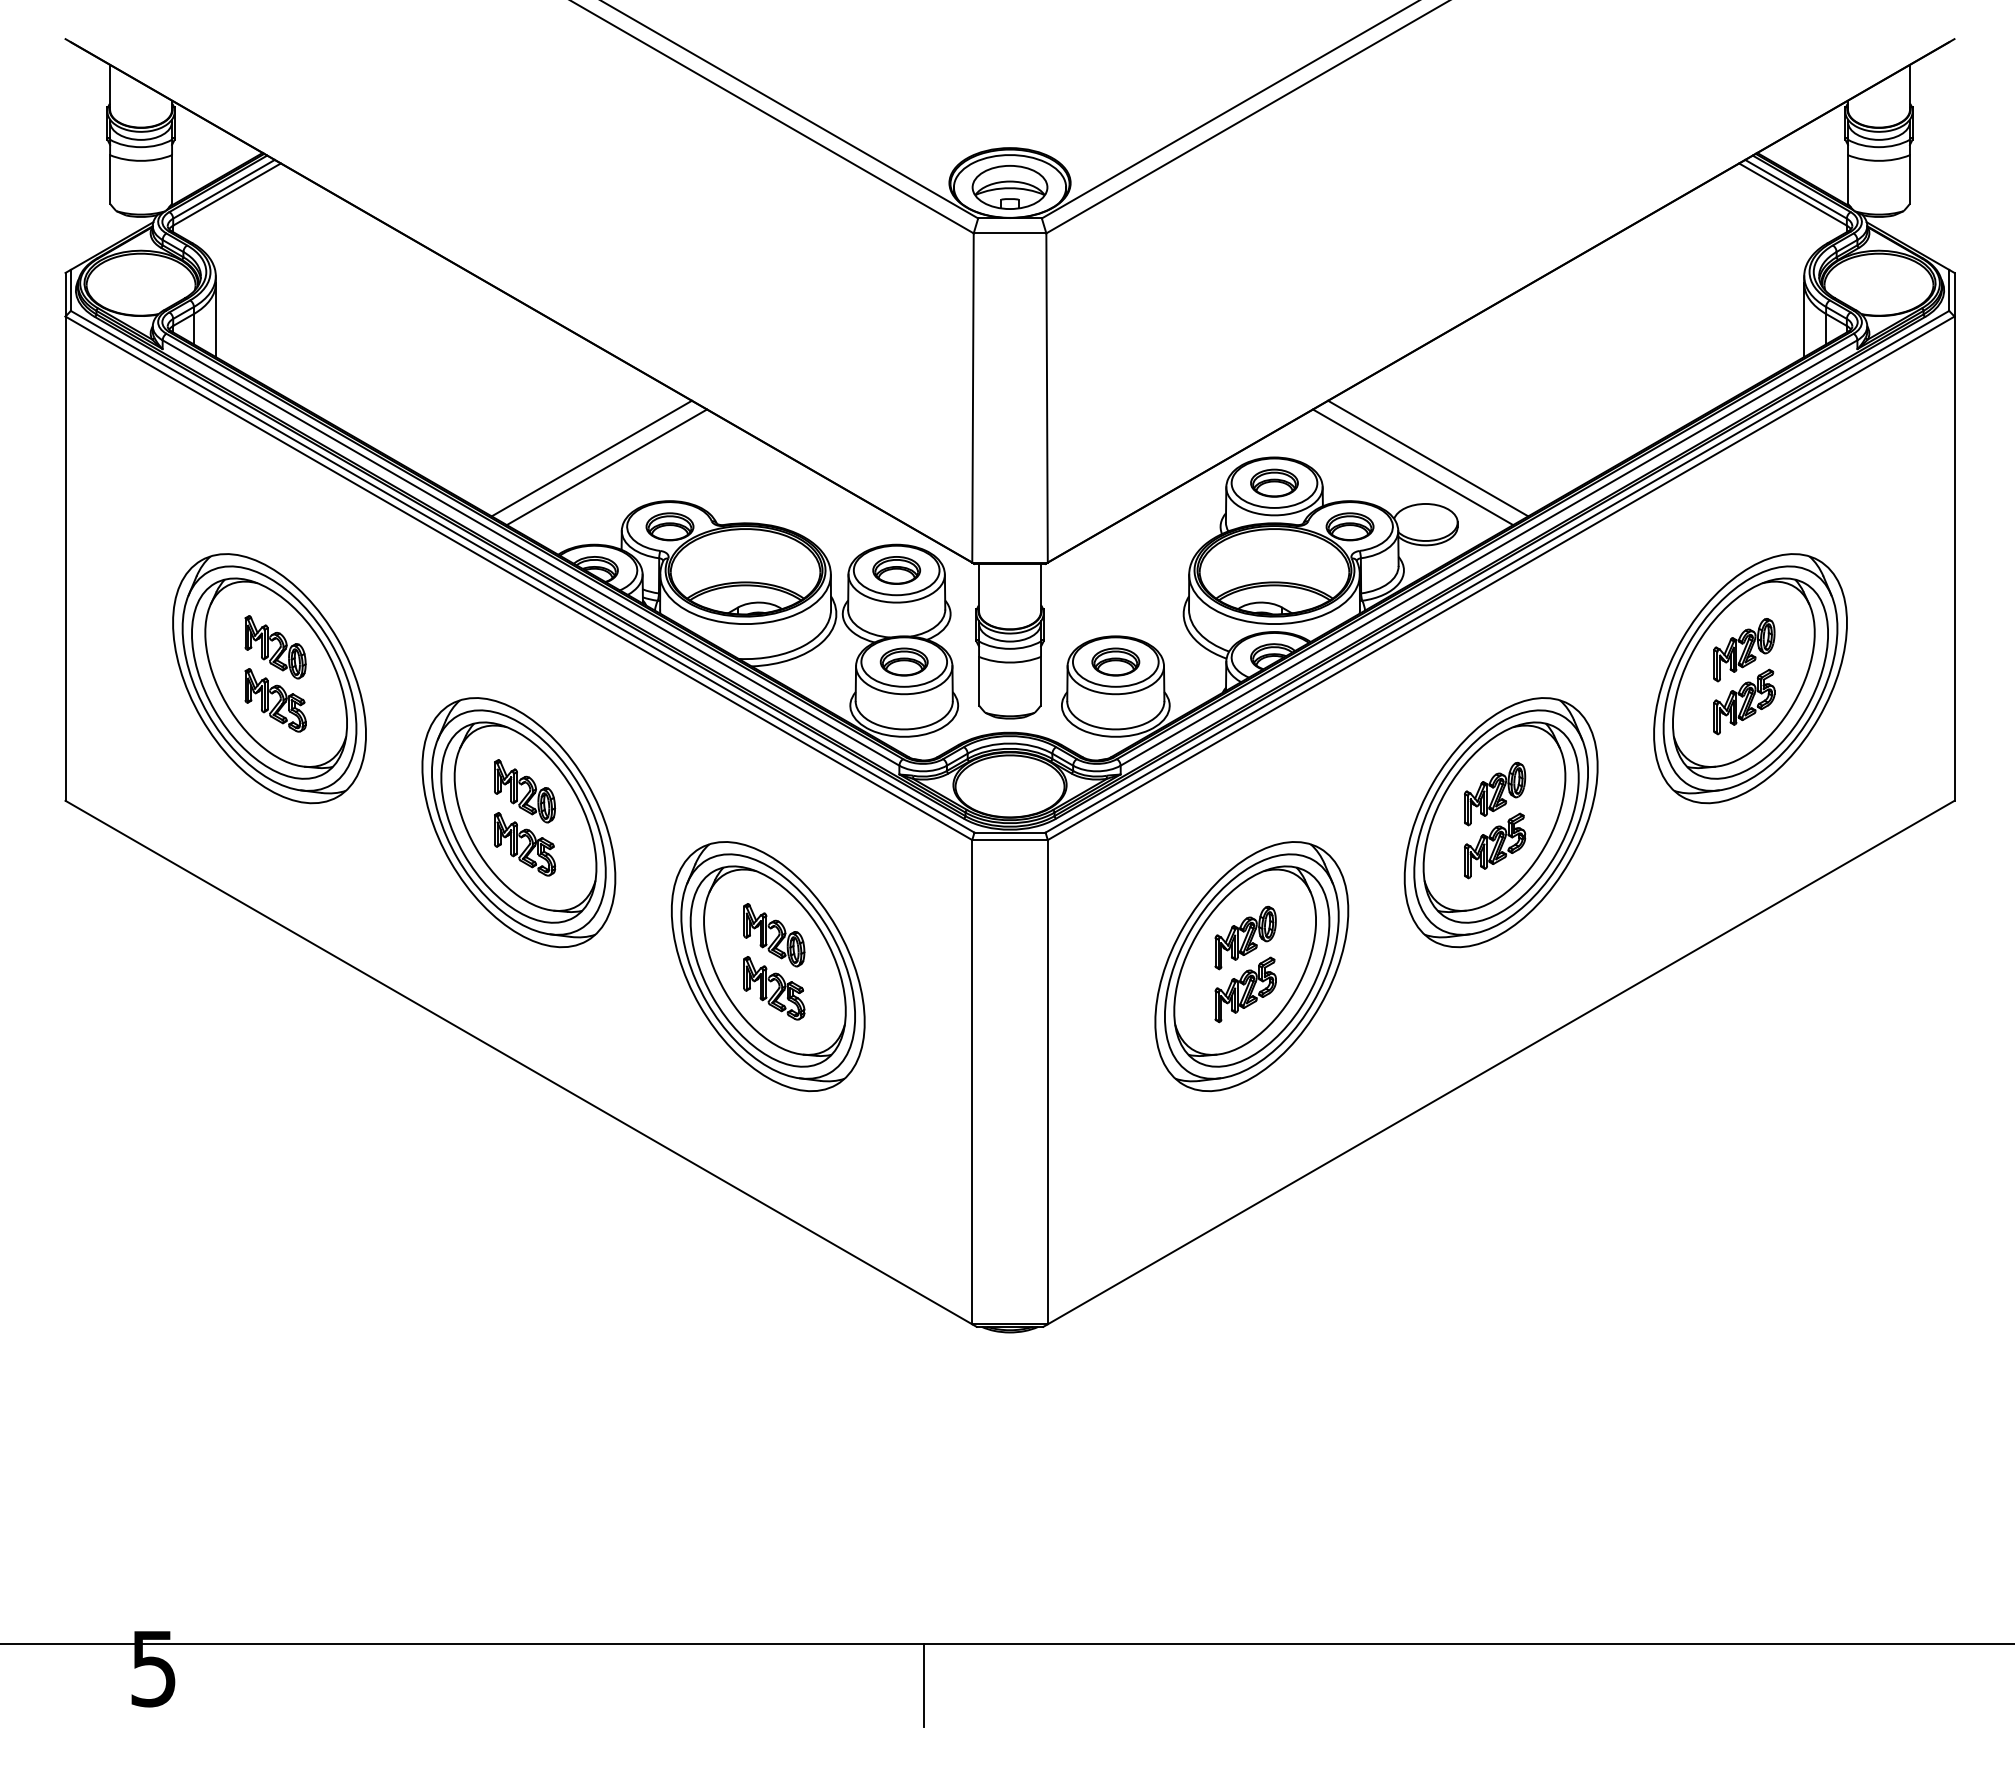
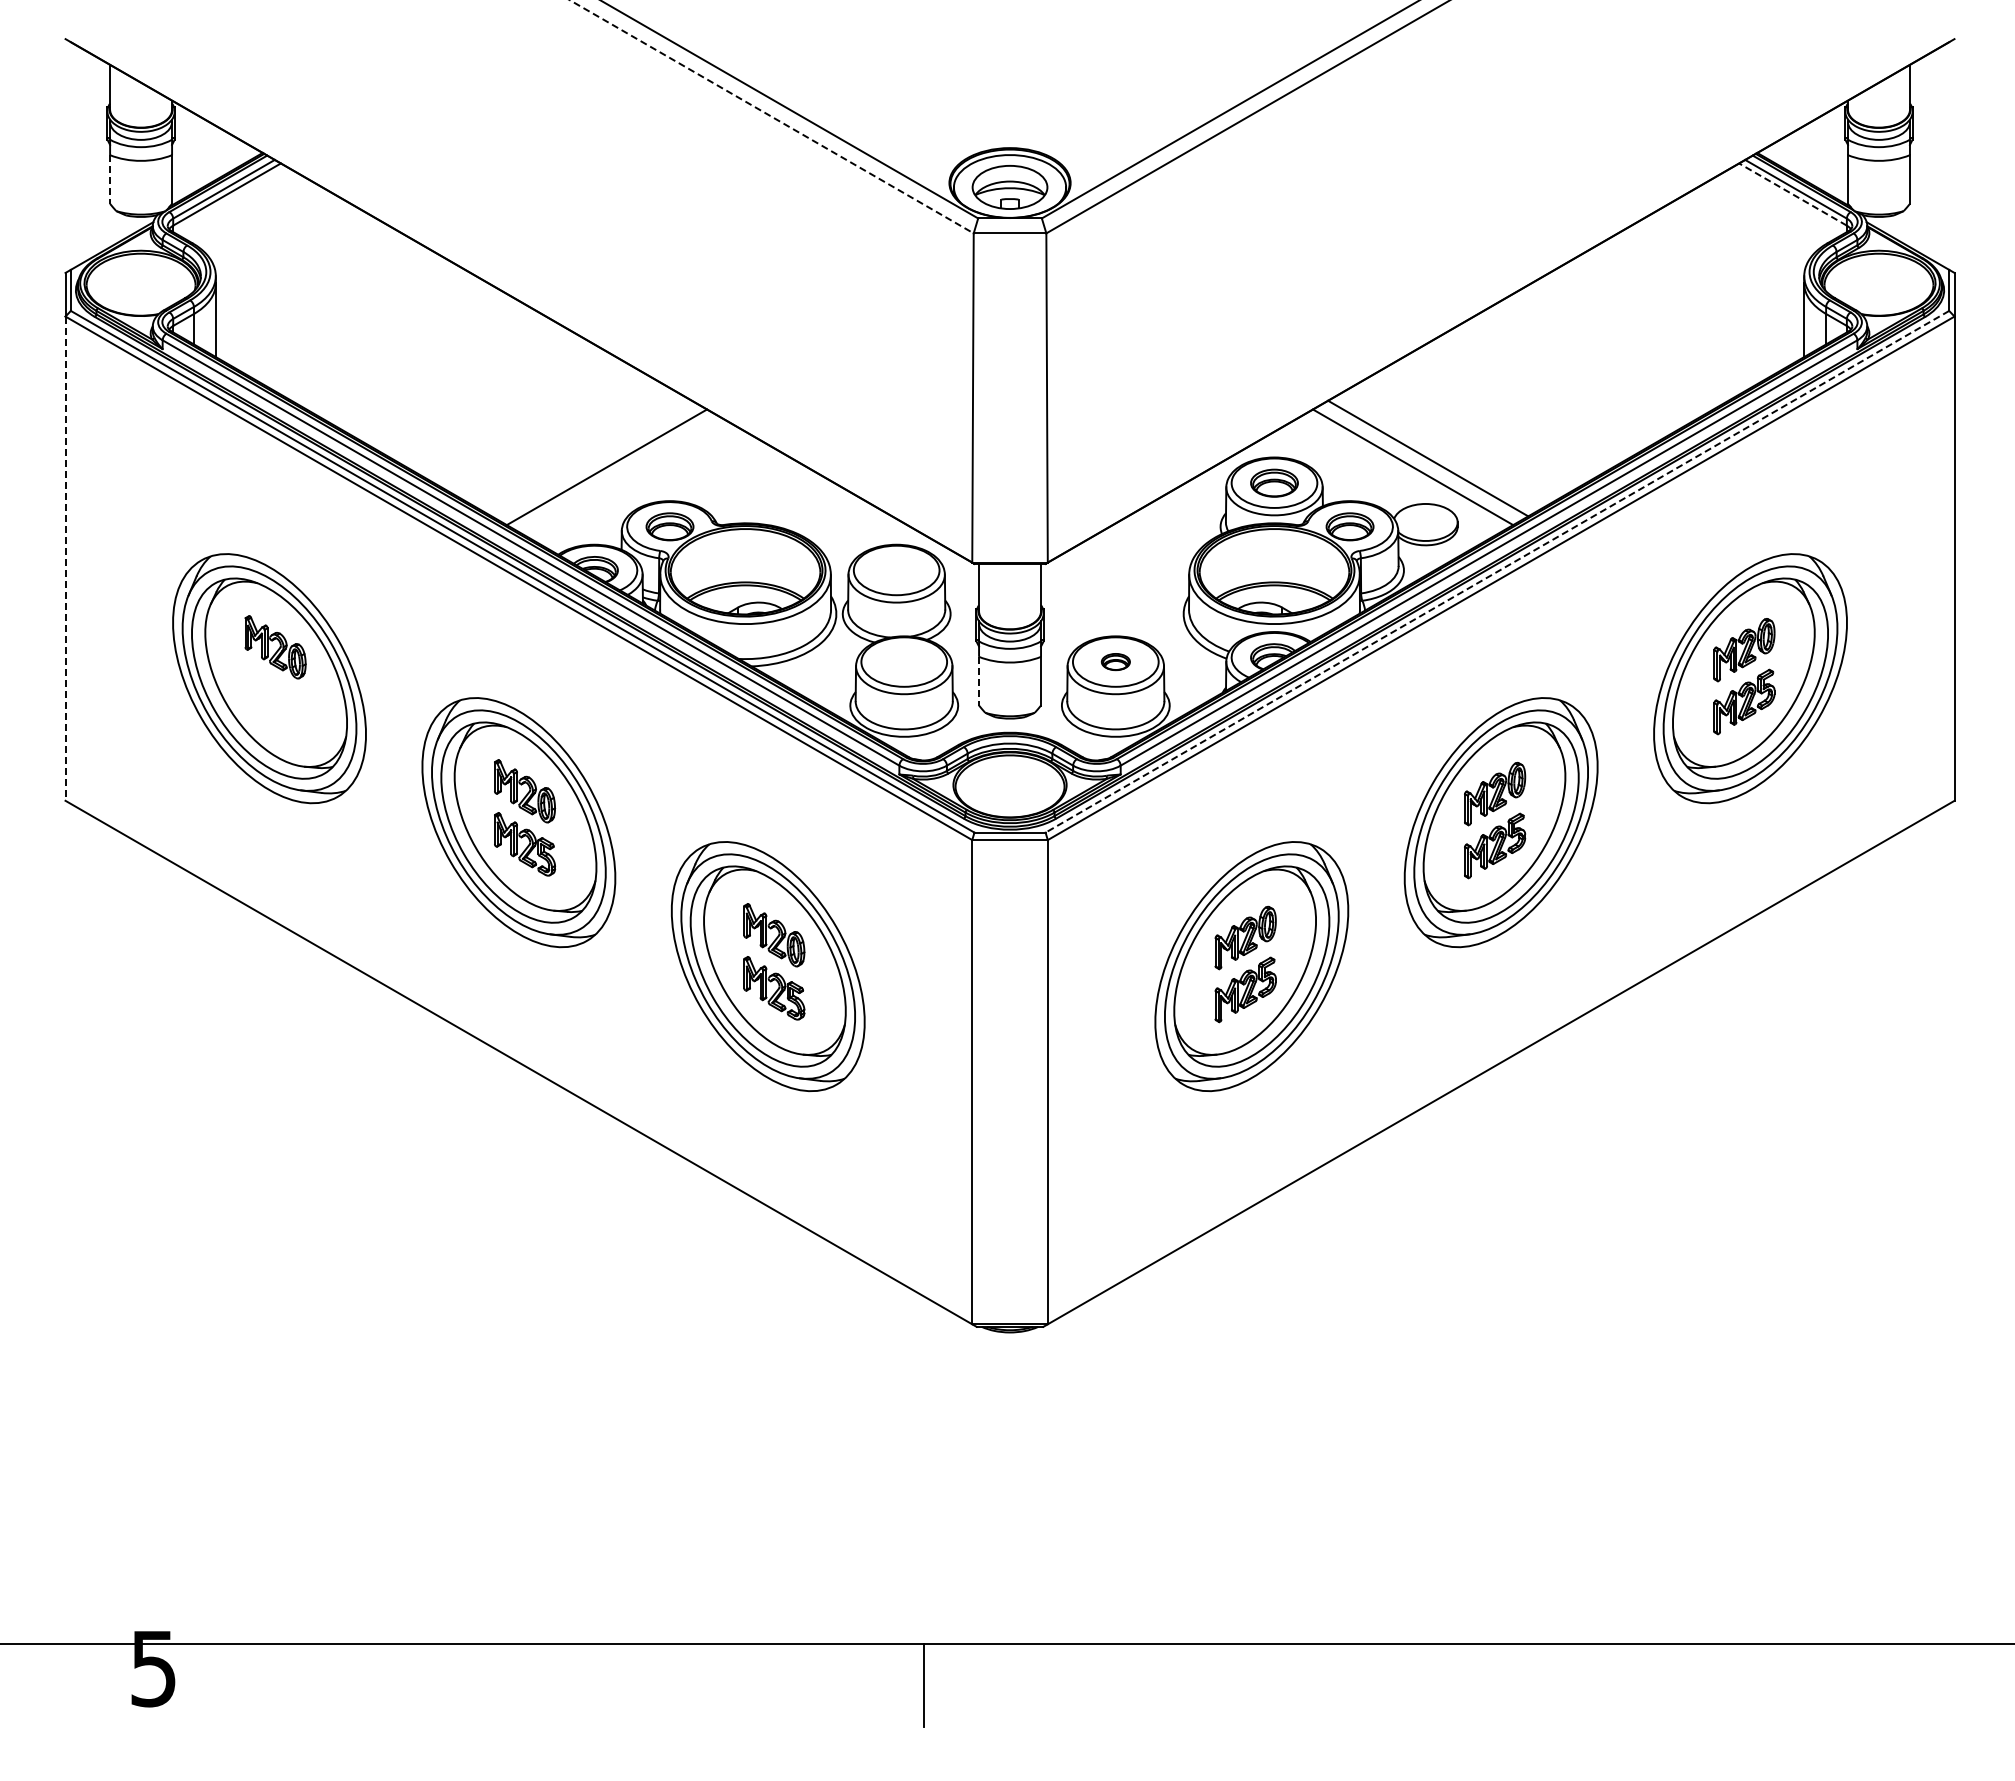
line: solid -> dashed (772, 116)
line: solid -> dashed (110, 180)
line: solid -> dashed (1792, 194)
line: present -> none (591, 458)
line: solid -> dashed (65, 559)
part: present -> none (896, 570)
line: solid -> dashed (1497, 571)
part: present -> none (903, 661)
part size: 50x30 px -> 31x19 px (1115, 662)
line: solid -> dashed (979, 681)
part: present -> none (275, 700)
